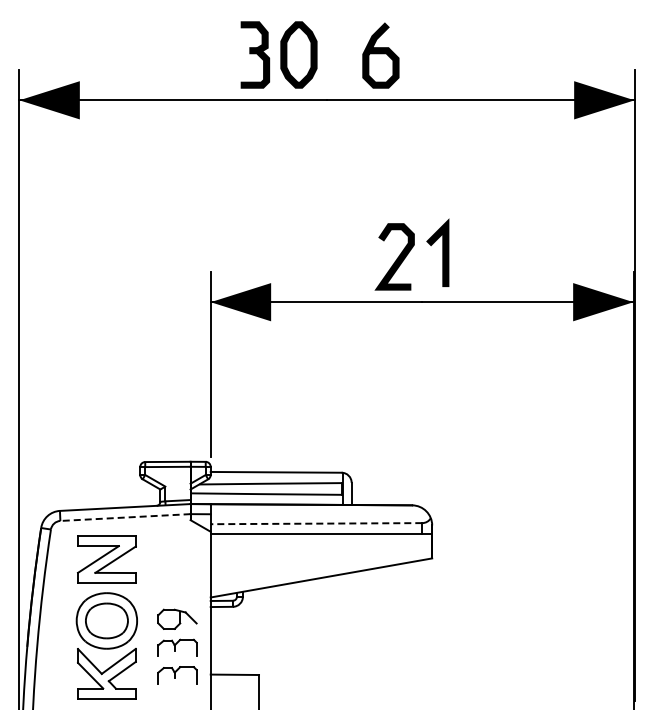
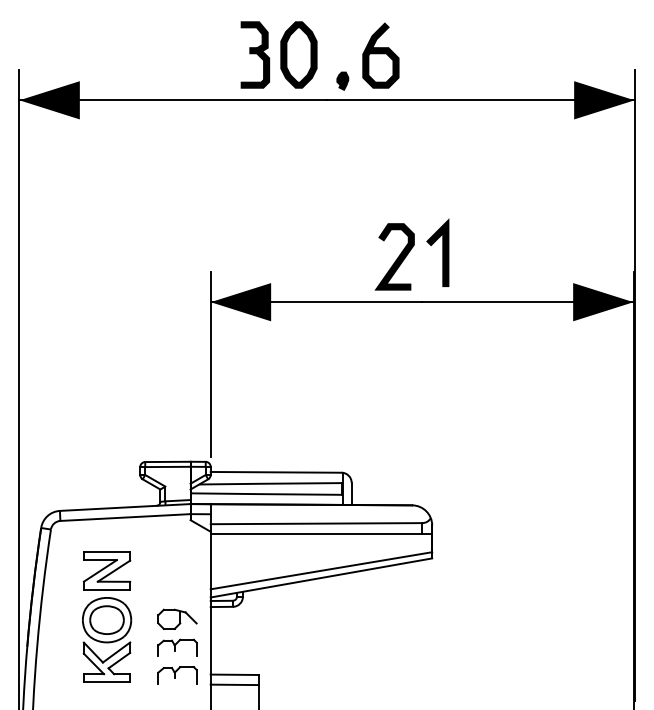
part: none -> present (342, 80)
line: dashed -> solid (125, 517)
line: dashed -> solid (316, 523)
line: none -> present (321, 570)
part size: 63x165 px -> 51x132 px (107, 616)
line: none -> present (234, 684)
